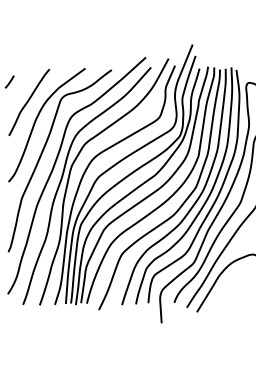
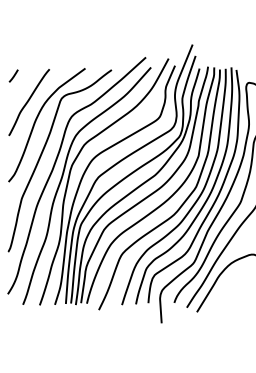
line position: (9, 81) -> (13, 75) (13, 75)
